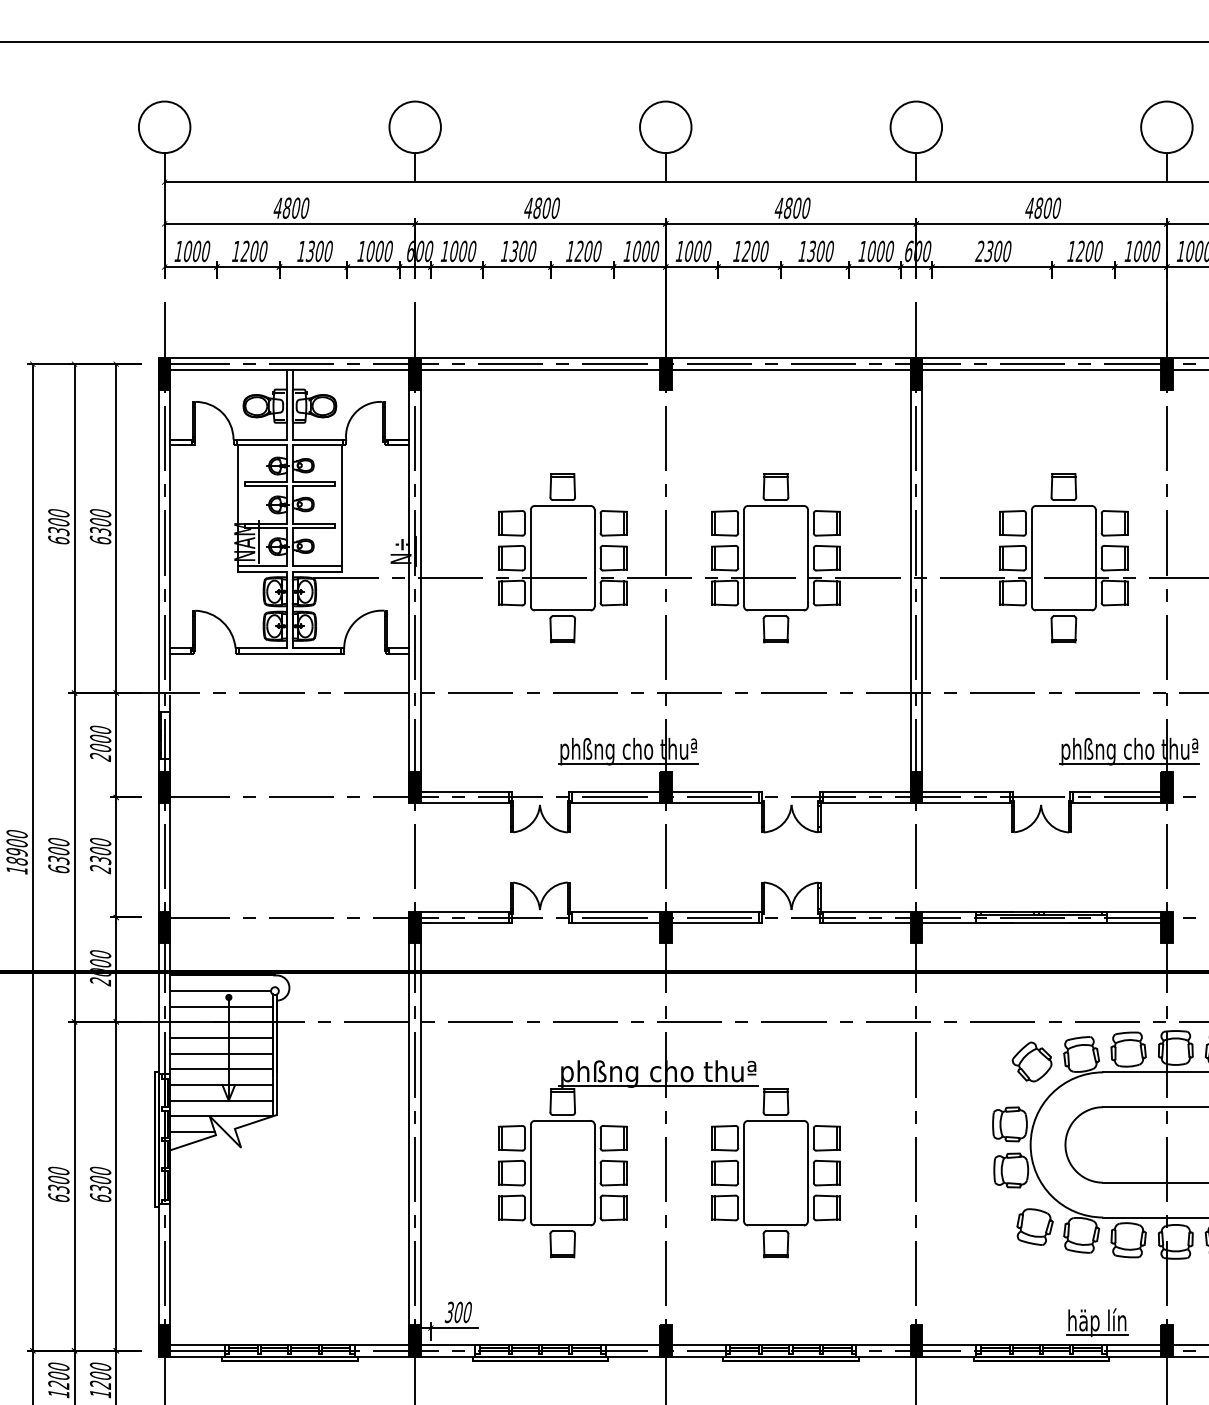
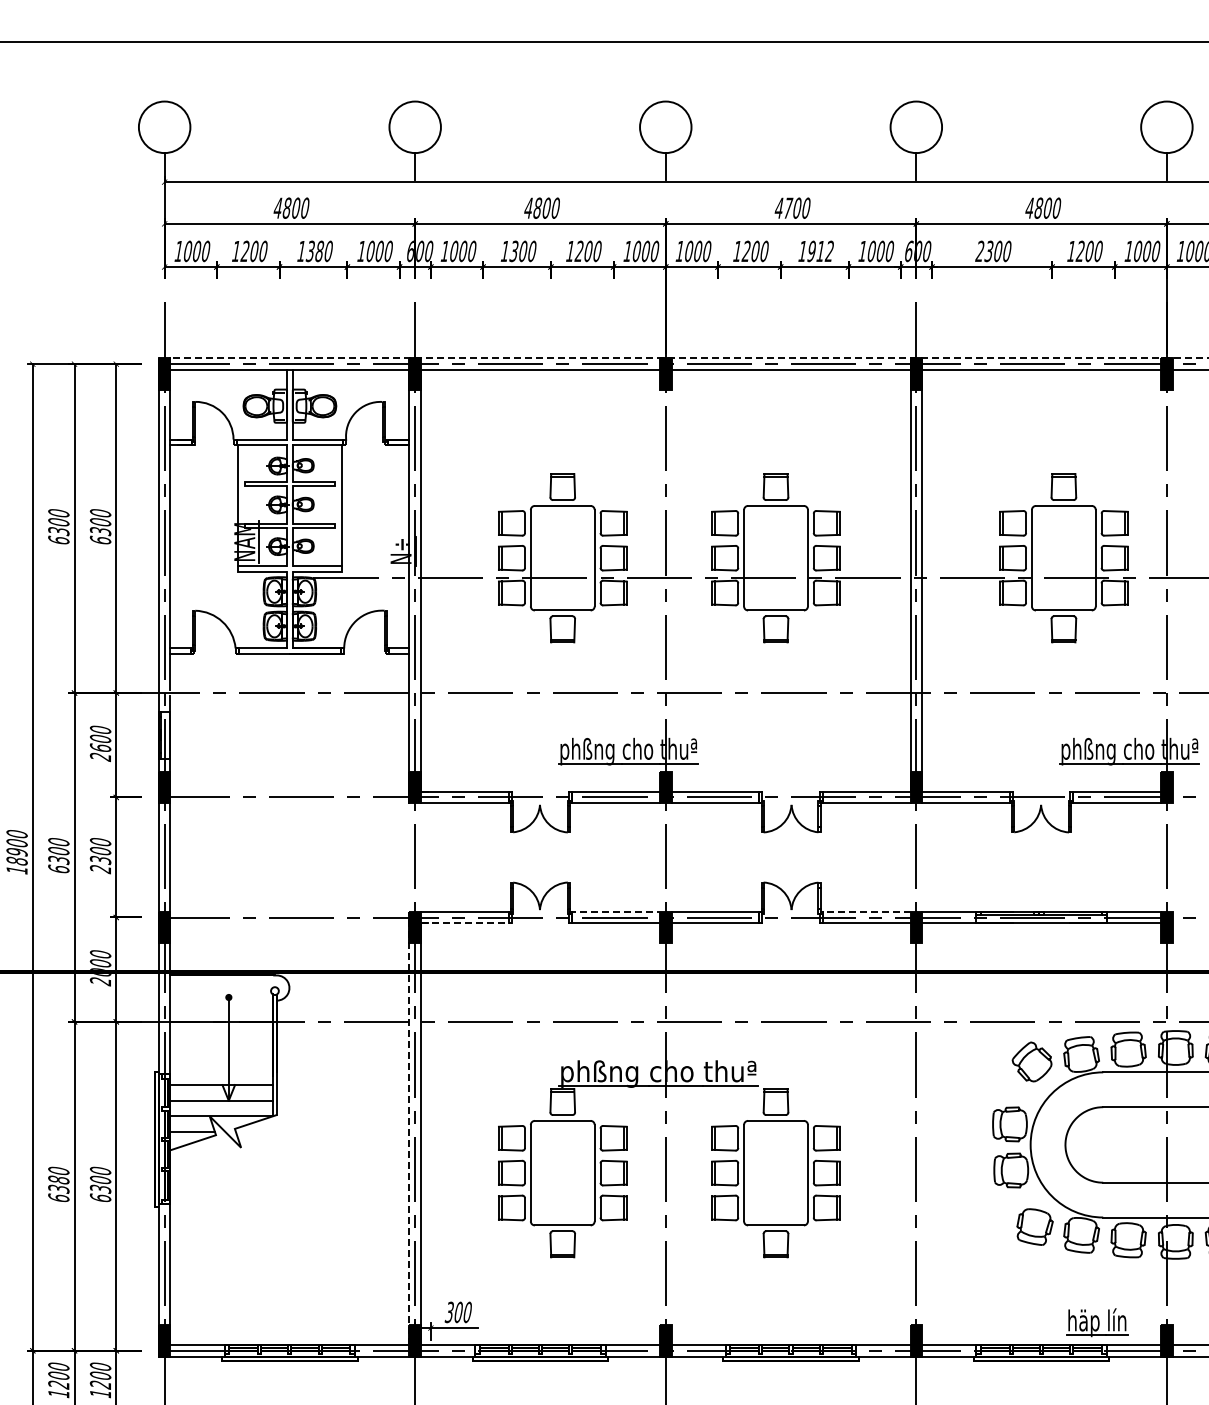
text: 4800 -> 4700 (788, 207)
text: 1300 -> 1380 (319, 251)
text: 1300 -> 1912 (819, 251)
line: solid -> dashed (689, 358)
text: 2000 -> 2600 (100, 747)
line: solid -> dashed (615, 911)
line: solid -> dashed (864, 911)
line: solid -> dashed (466, 923)
line: present -> none (220, 991)
line: present -> none (221, 1006)
line: present -> none (221, 1038)
line: present -> none (221, 1053)
line: present -> none (221, 1069)
line: solid -> dashed (409, 1128)
text: 6300 -> 6380 (58, 1179)
